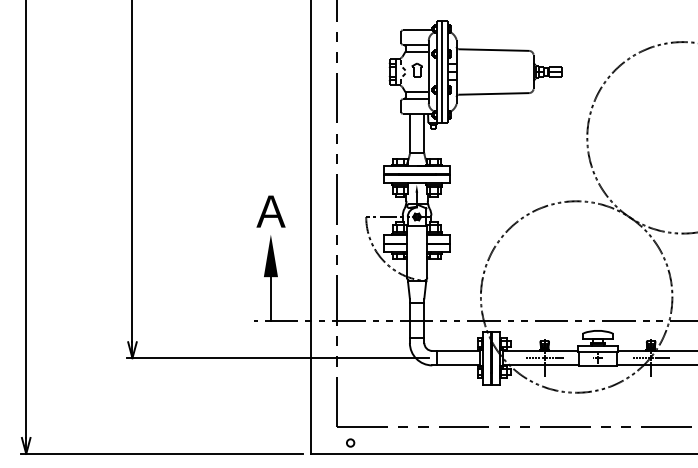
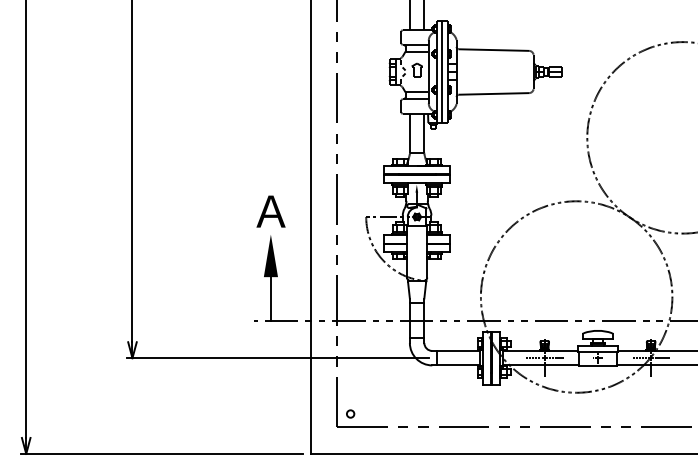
line: none -> present (410, 16)
line: none -> present (424, 16)
circle position: (350, 442) -> (350, 413) (350, 413)
